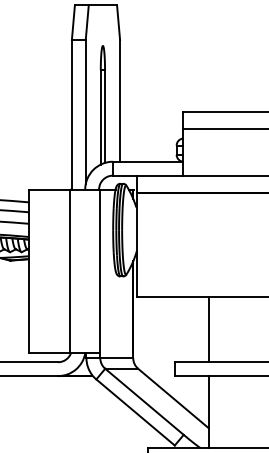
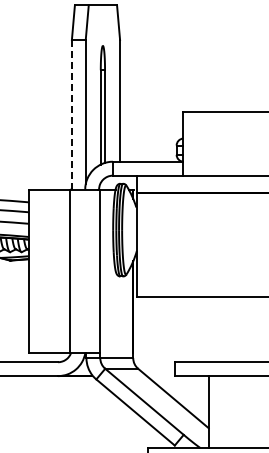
line: solid -> dashed (71, 114)
line: present -> none (224, 129)
line: present -> none (208, 329)
